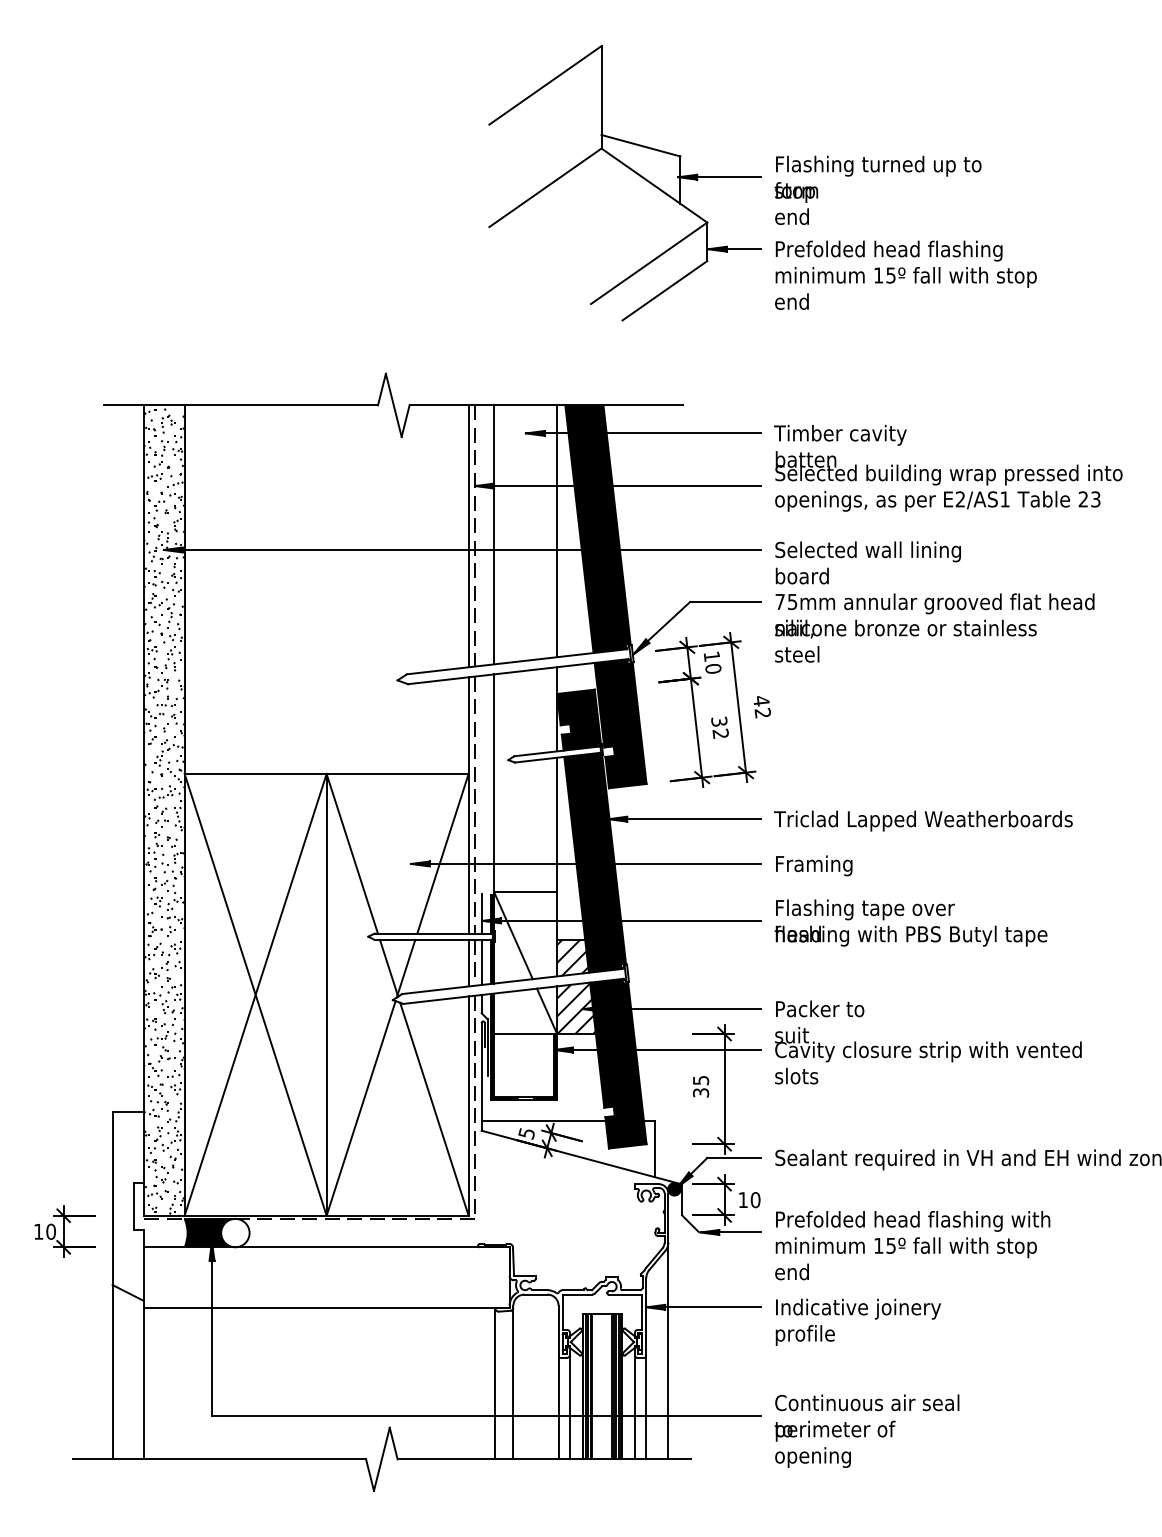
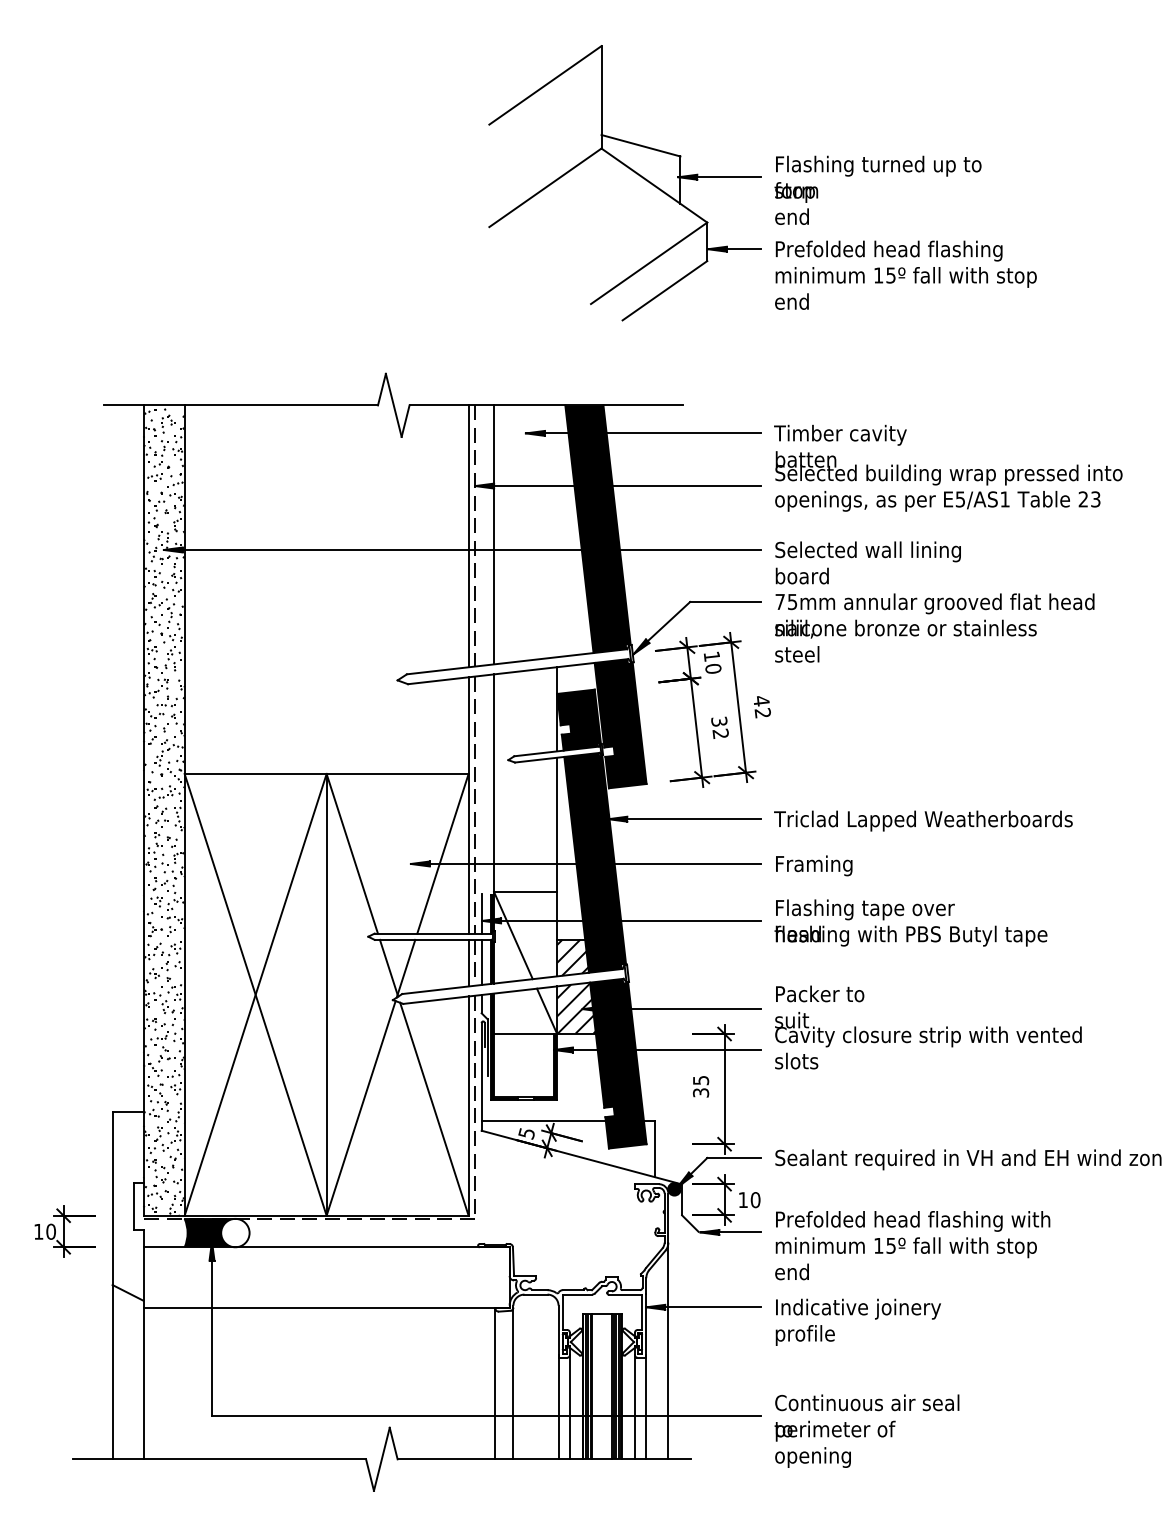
text: E2/AS1 -> E5/AS1 (959, 499)
line: present -> none (557, 531)
text position: (928, 1042) -> (928, 1027) (928, 1027)
